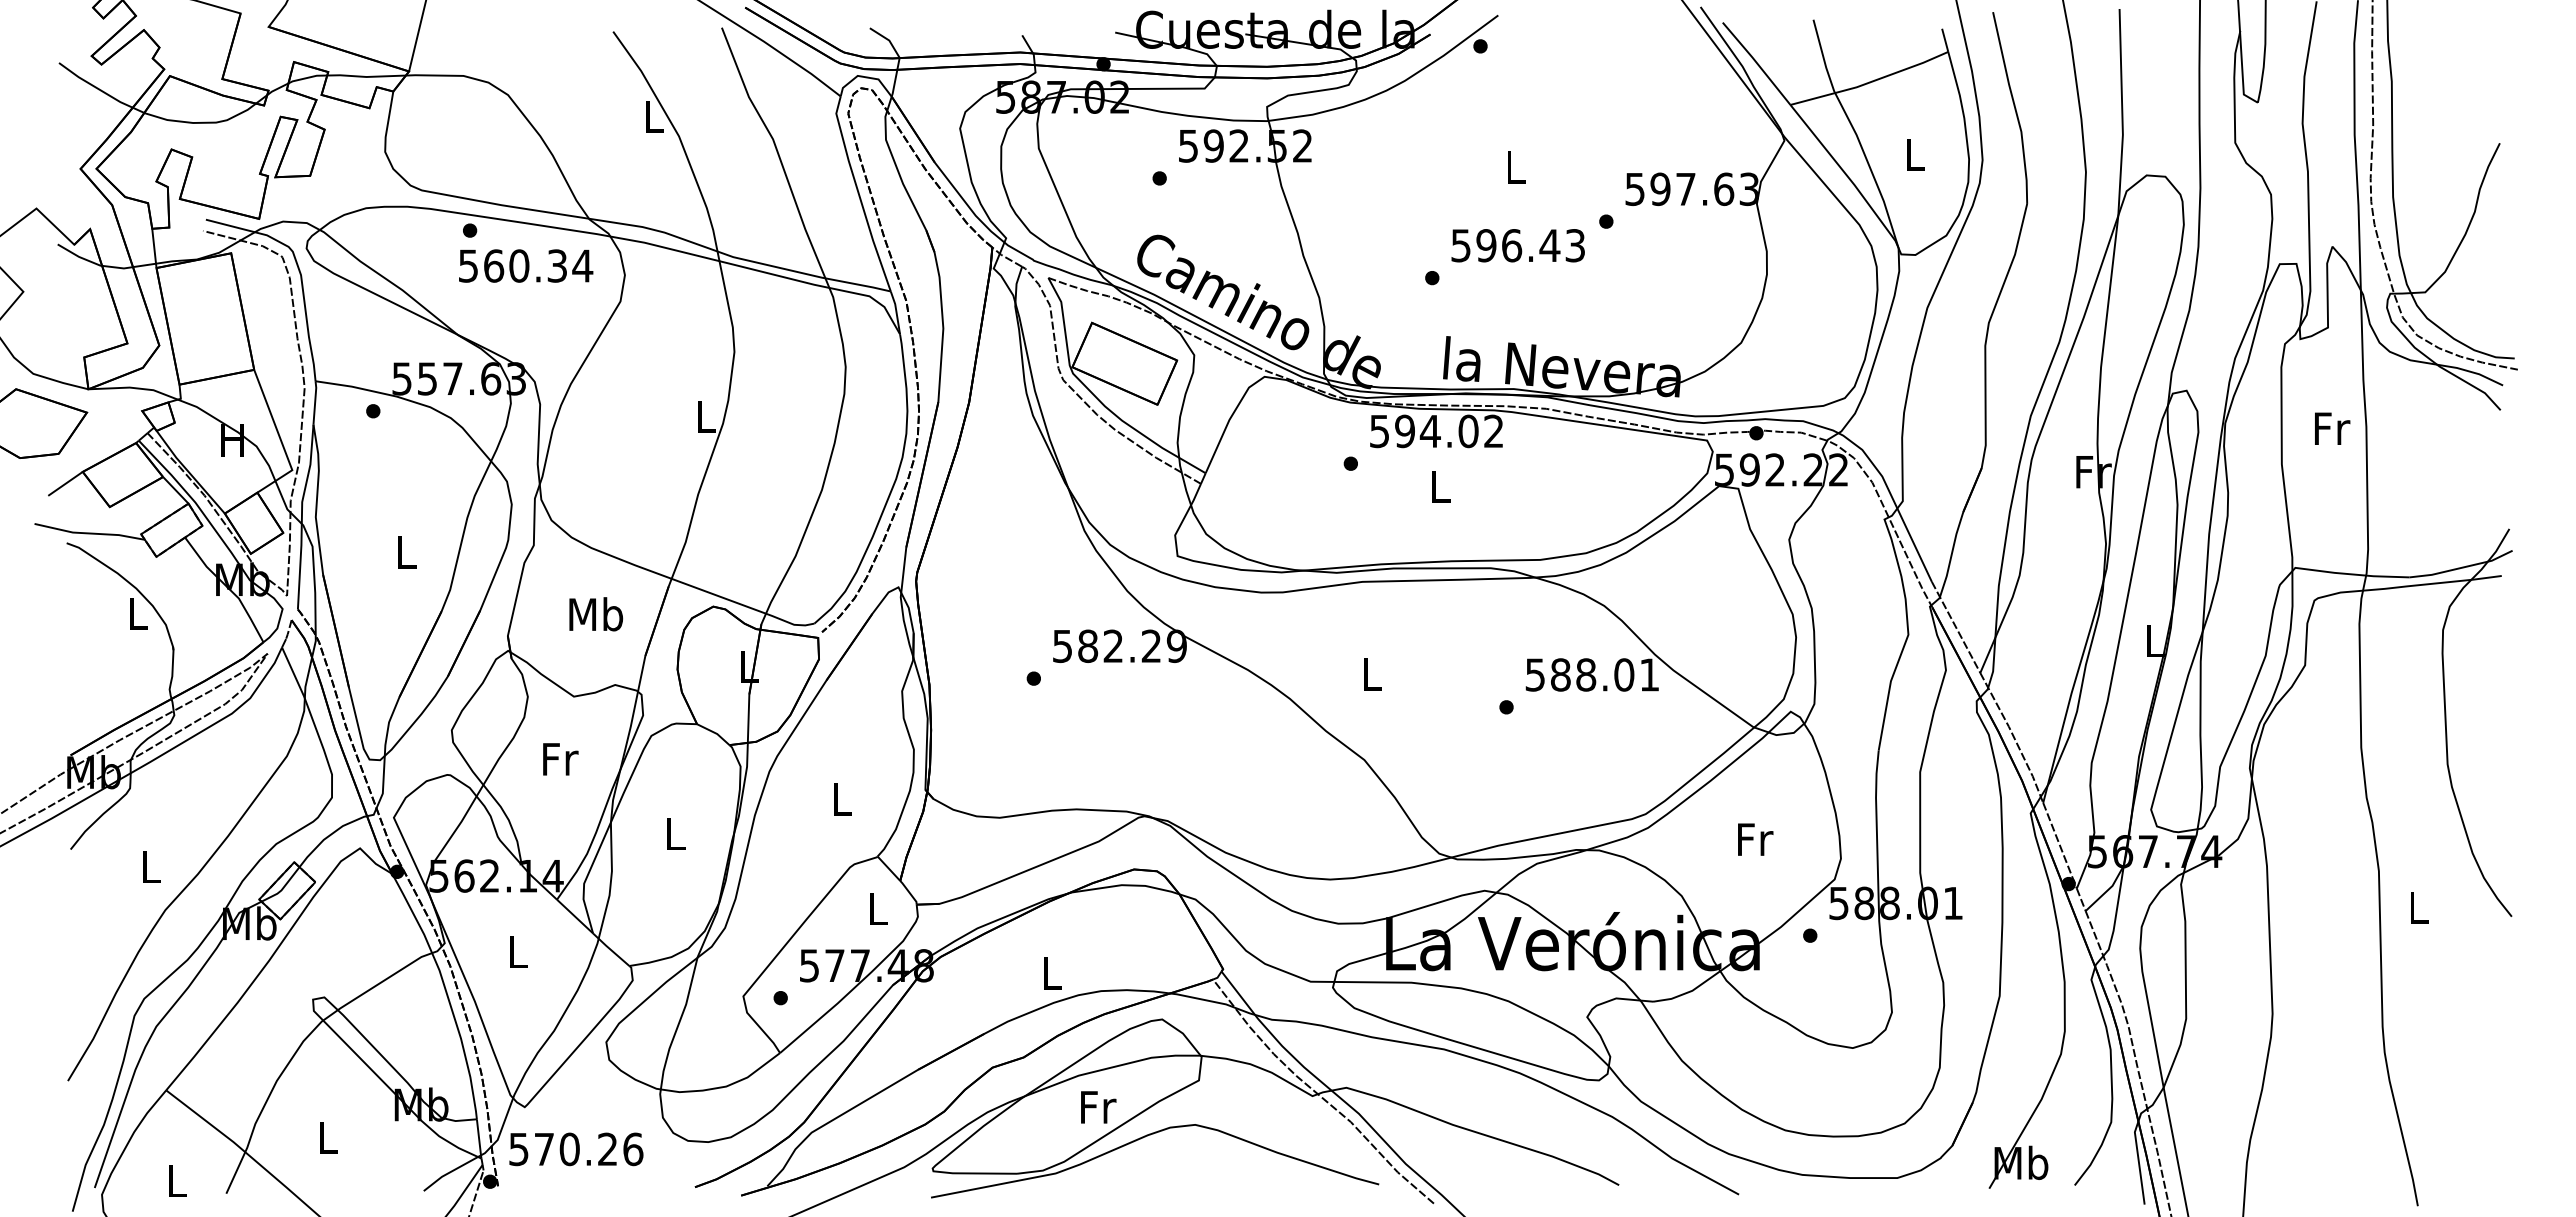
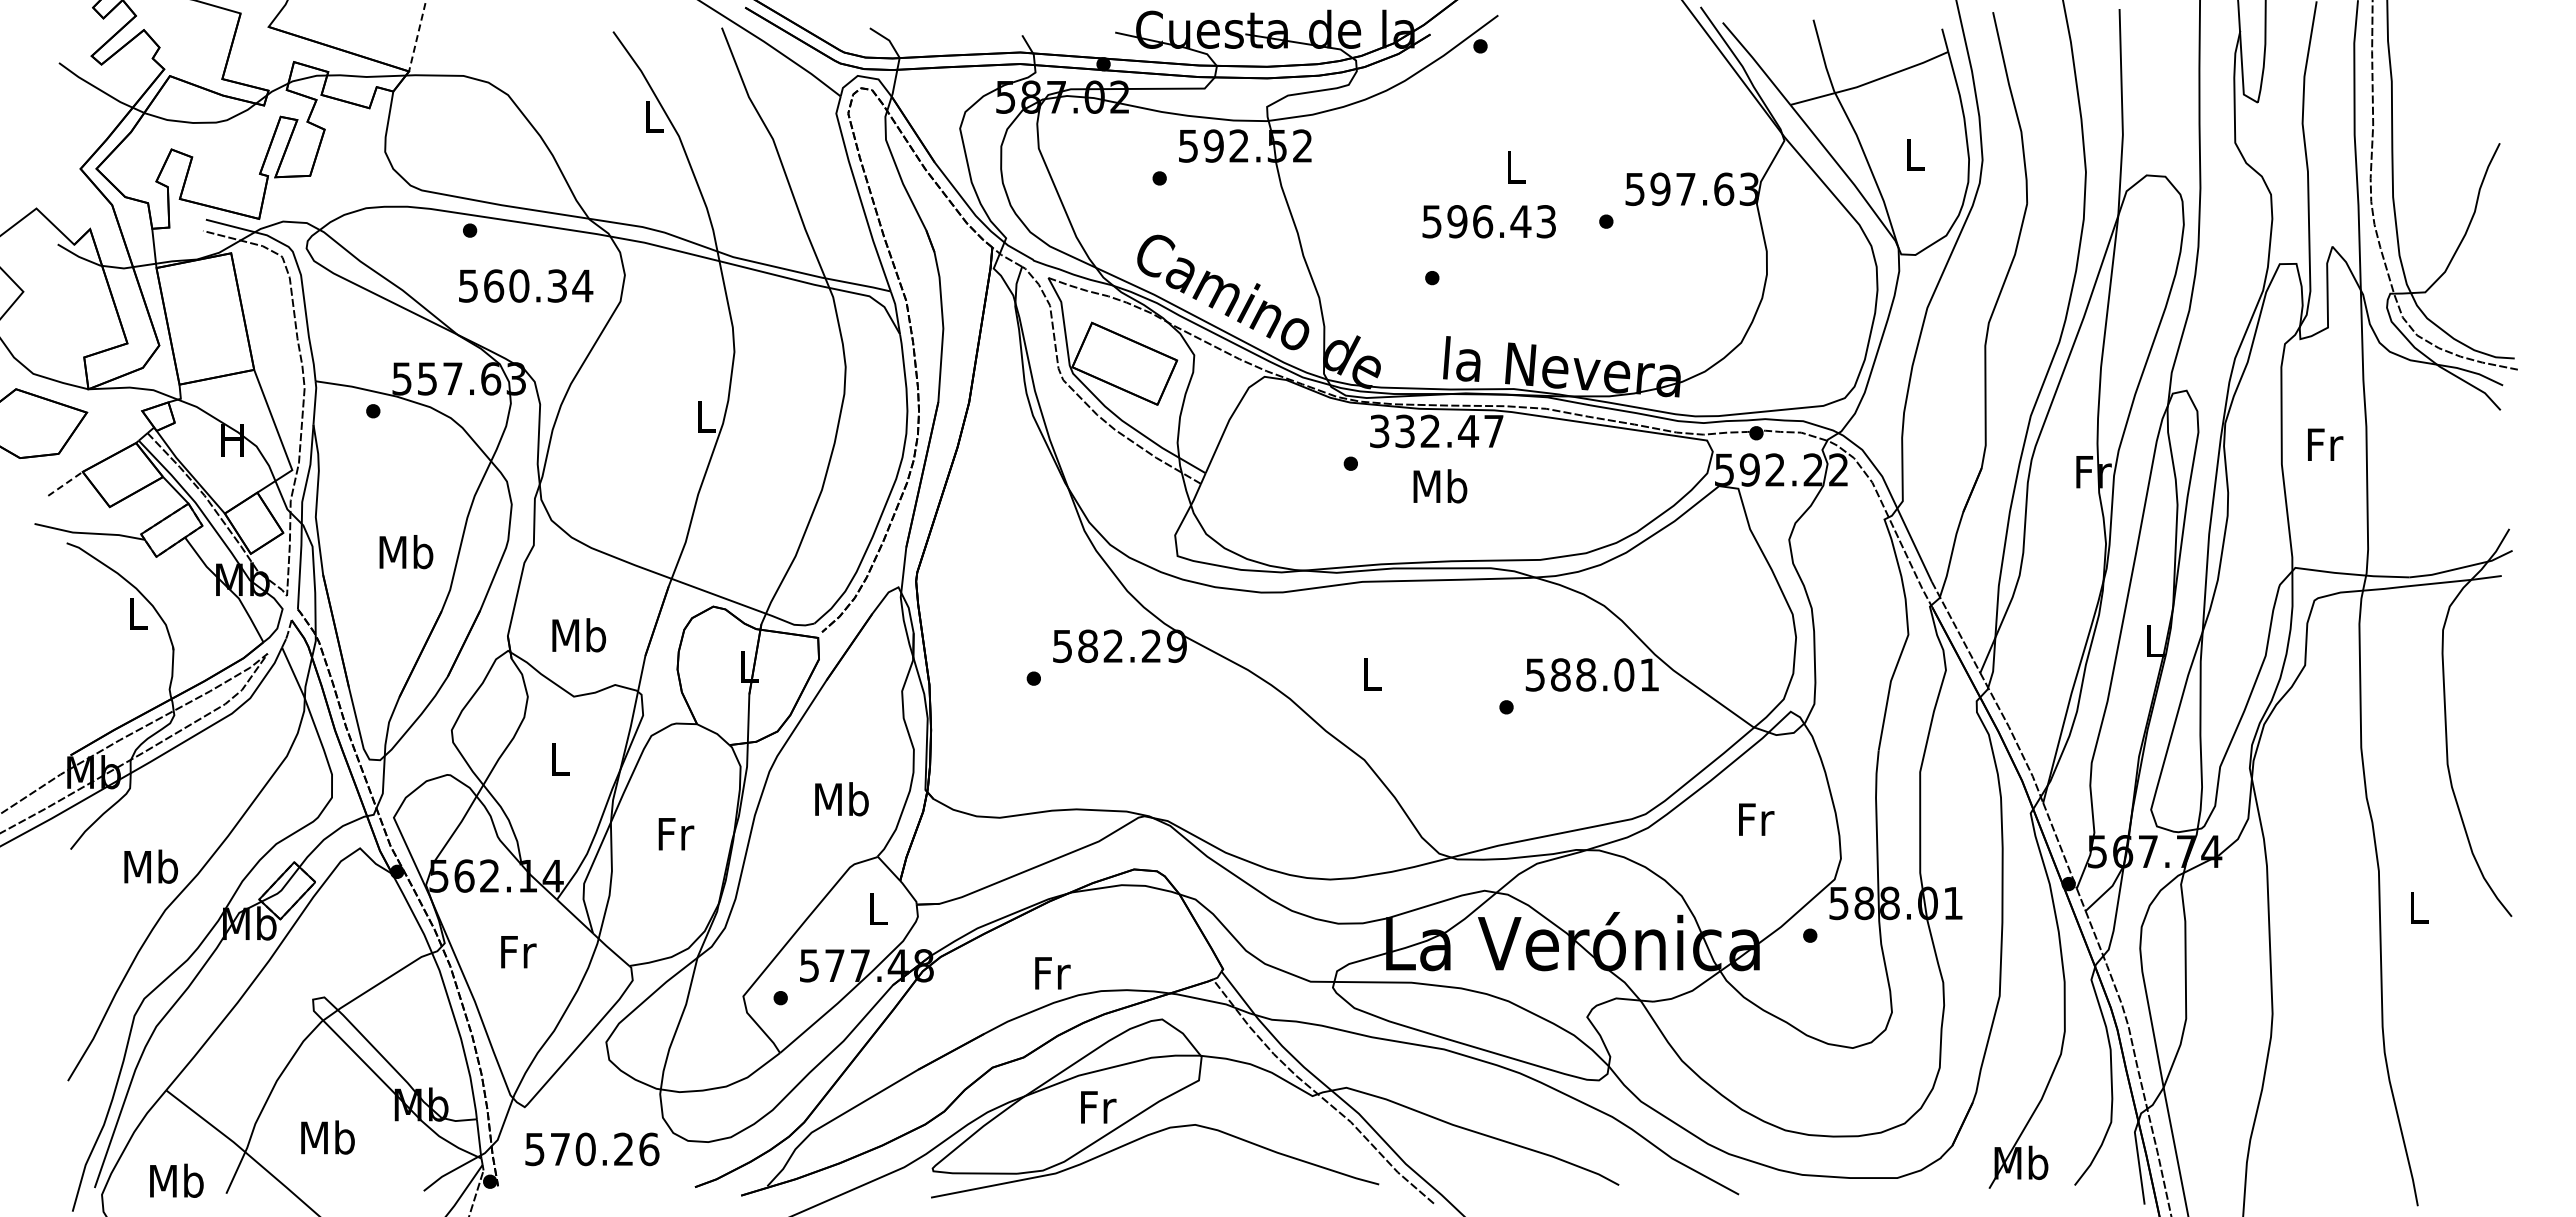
line: solid -> dashed (417, 35)
text position: (1517, 245) -> (1488, 221) (1488, 221)
text position: (526, 265) -> (526, 285) (526, 285)
text position: (2332, 428) -> (2325, 444) (2325, 444)
text: 594.02 -> 332.47 (1436, 431)
line: solid -> dashed (65, 483)
text: L -> Mb (1440, 486)
text: L -> Mb (406, 552)
text position: (596, 614) -> (579, 635) (579, 635)
text: Fr -> L (560, 759)
text: L -> Mb (841, 799)
text: L -> Fr (676, 834)
text position: (1755, 839) -> (1756, 819) (1756, 819)
text: L -> Mb (151, 866)
text: L -> Fr (518, 952)
text: L -> Fr (1052, 973)
text: L -> Mb (327, 1137)
text position: (576, 1149) -> (592, 1149) (592, 1149)
text: L -> Mb (176, 1180)
